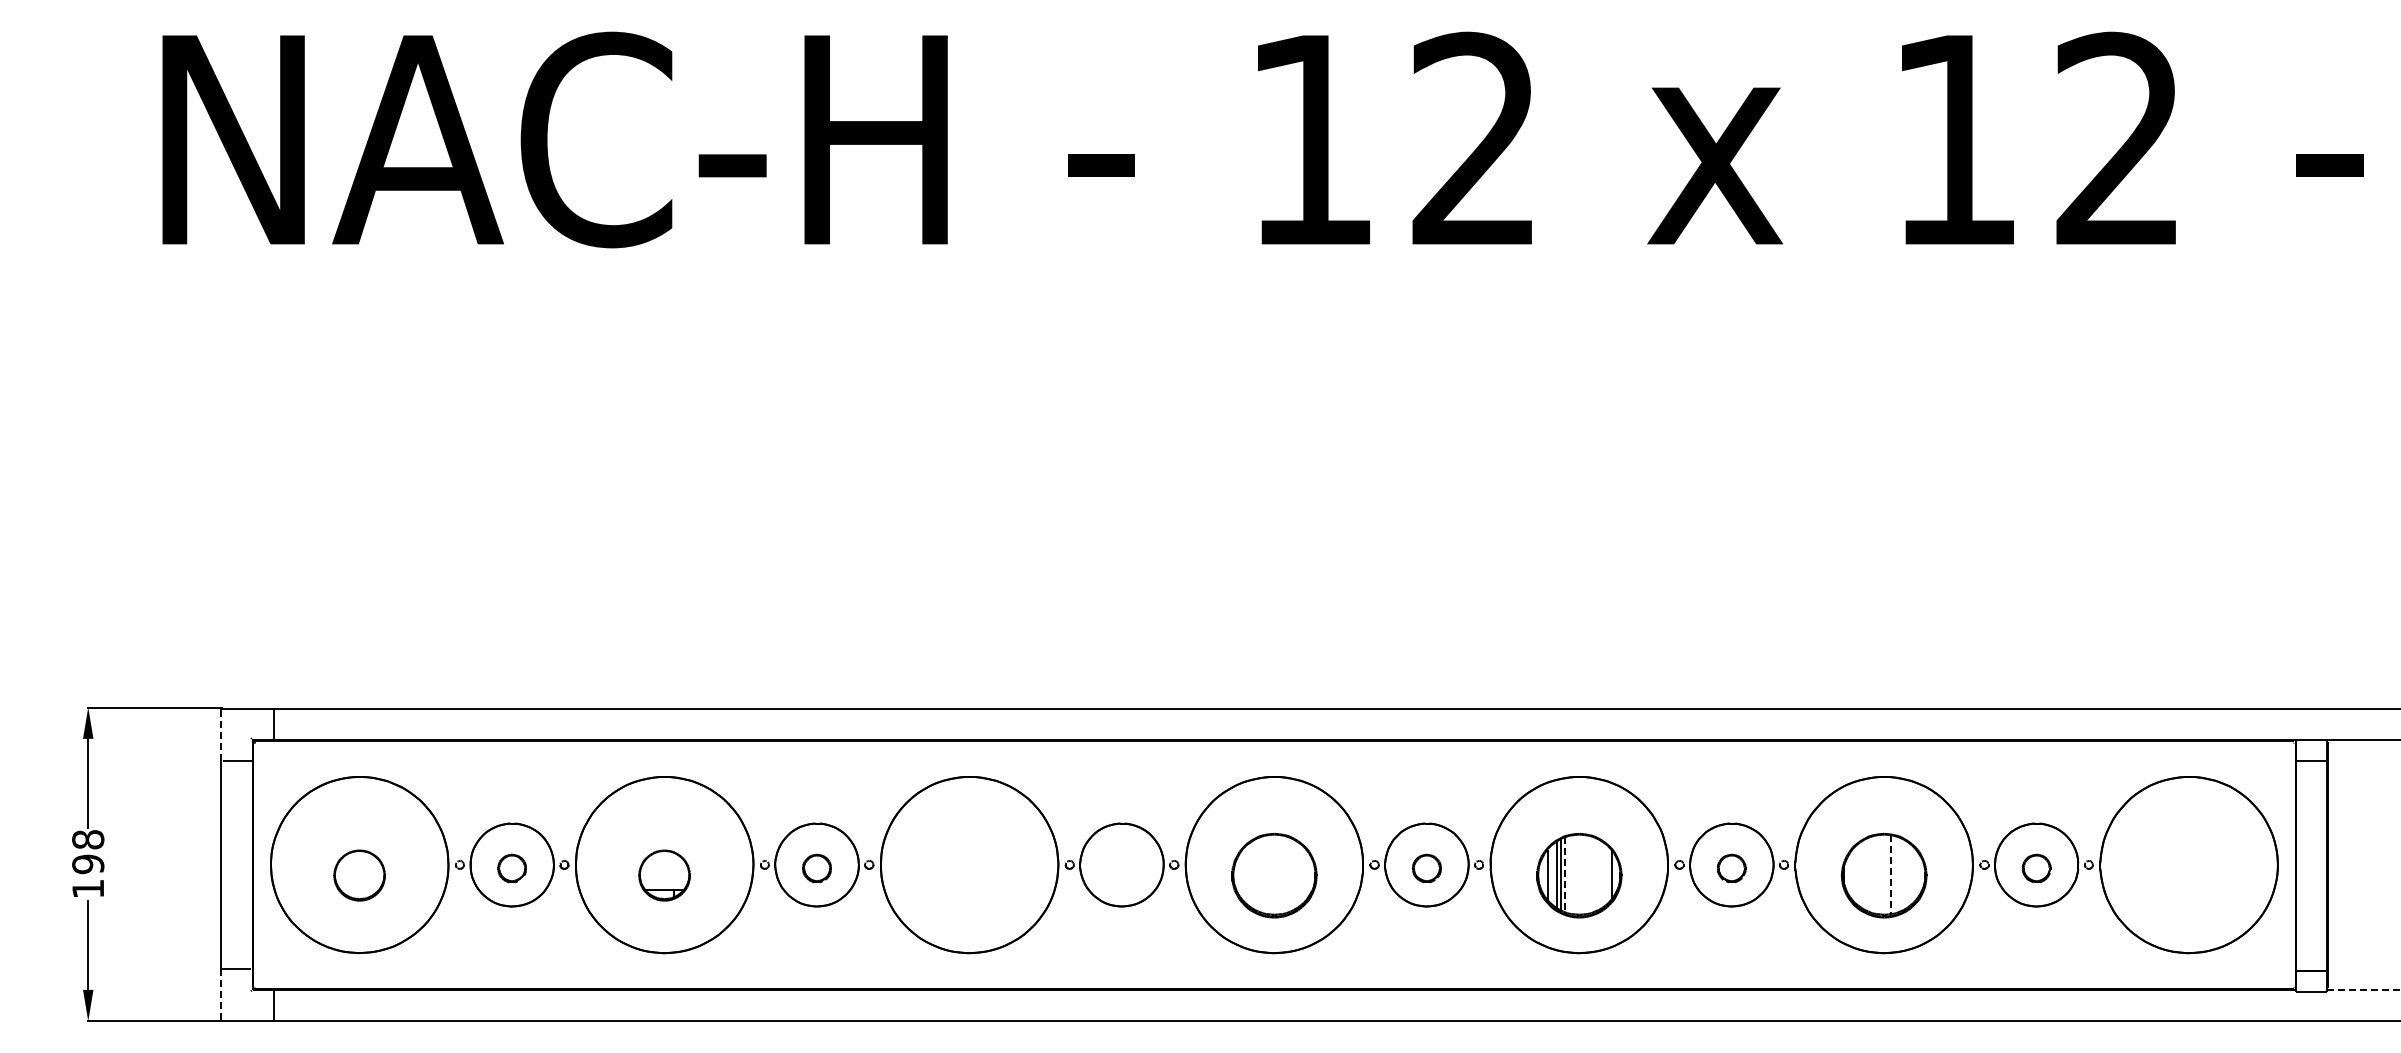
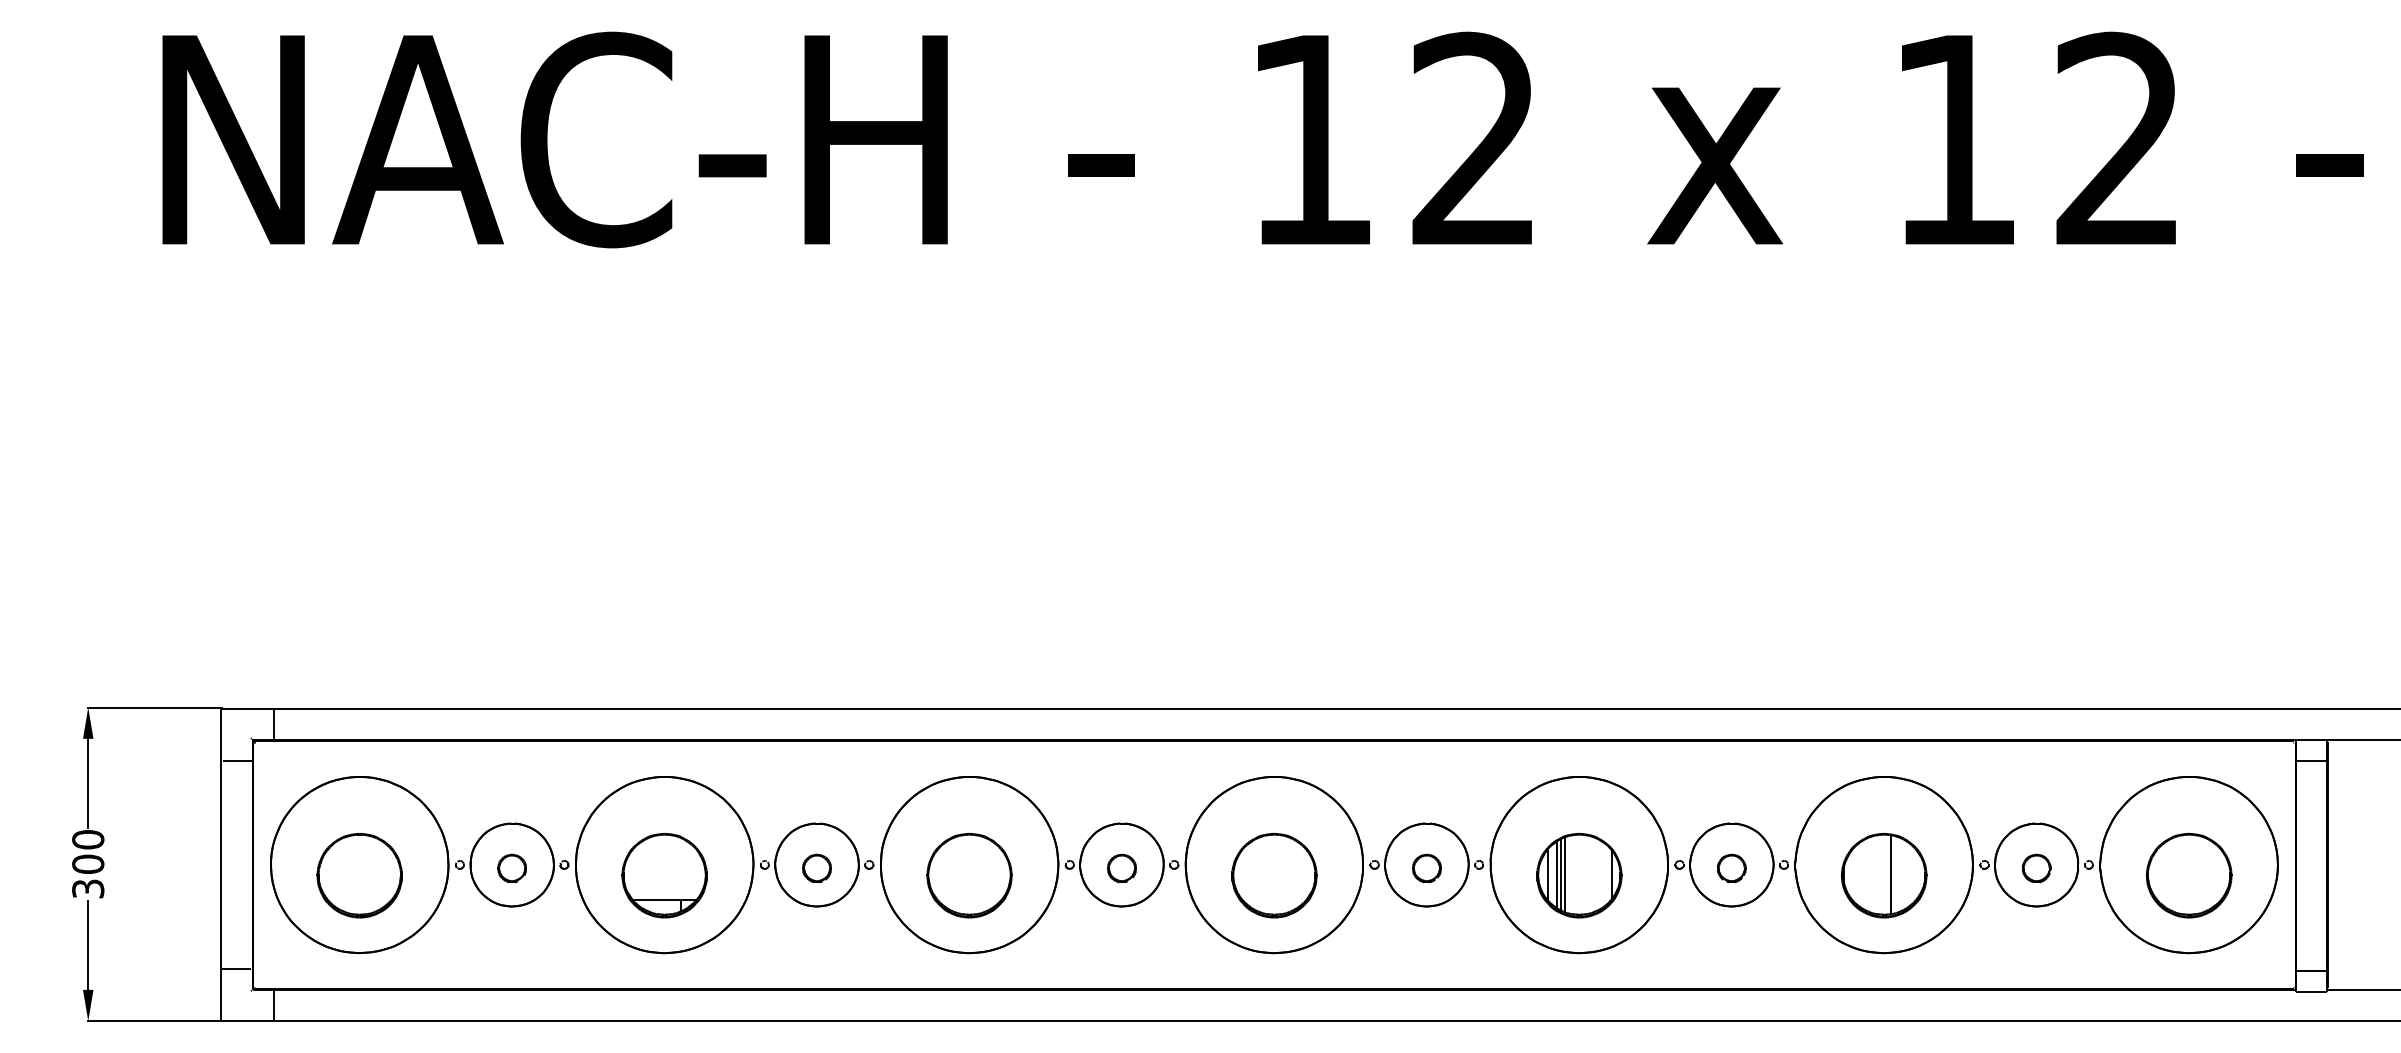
line: dashed -> solid (221, 735)
text: 198 -> 300 (88, 864)
part: none -> present (1121, 868)
line: dashed -> solid (1565, 874)
part size: 53x53 px -> 87x87 px (359, 875)
part size: 53x53 px -> 87x87 px (664, 875)
part: none -> present (969, 875)
line: dashed -> solid (1890, 875)
part: none -> present (2188, 875)
line: dashed -> solid (2364, 990)
line: dashed -> solid (221, 994)
